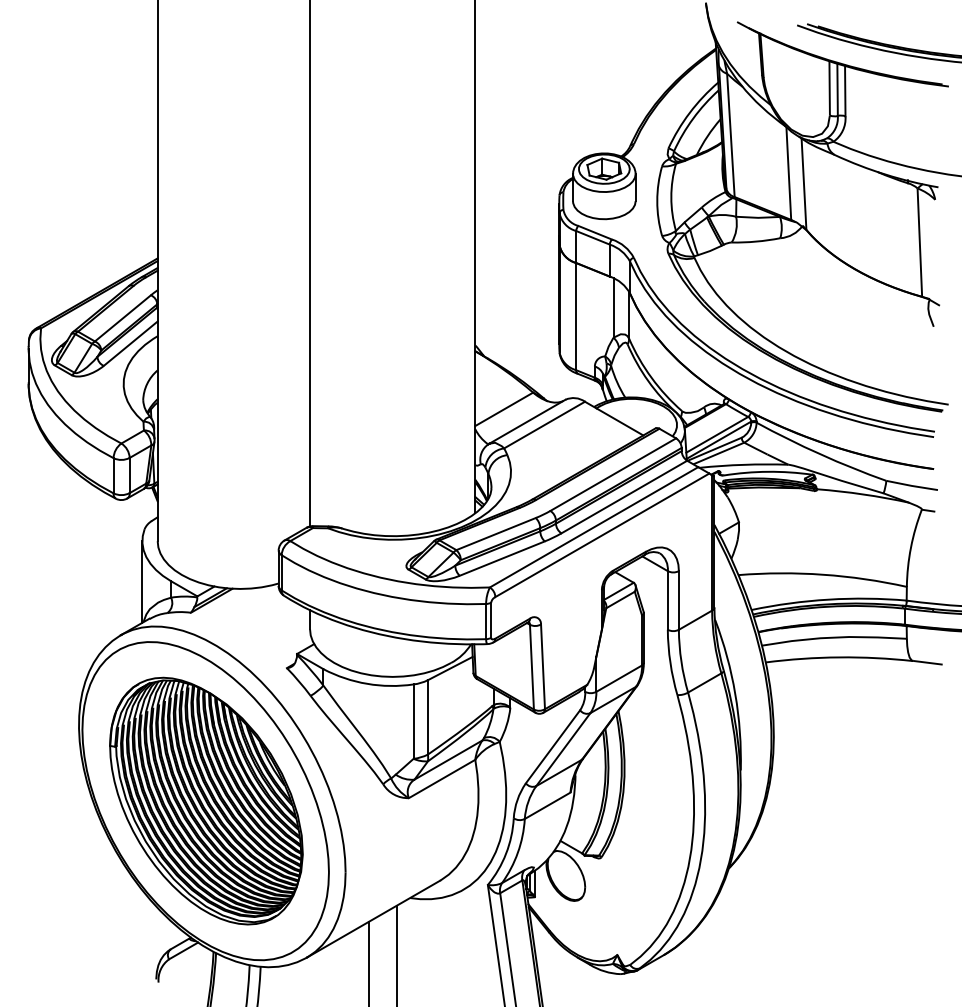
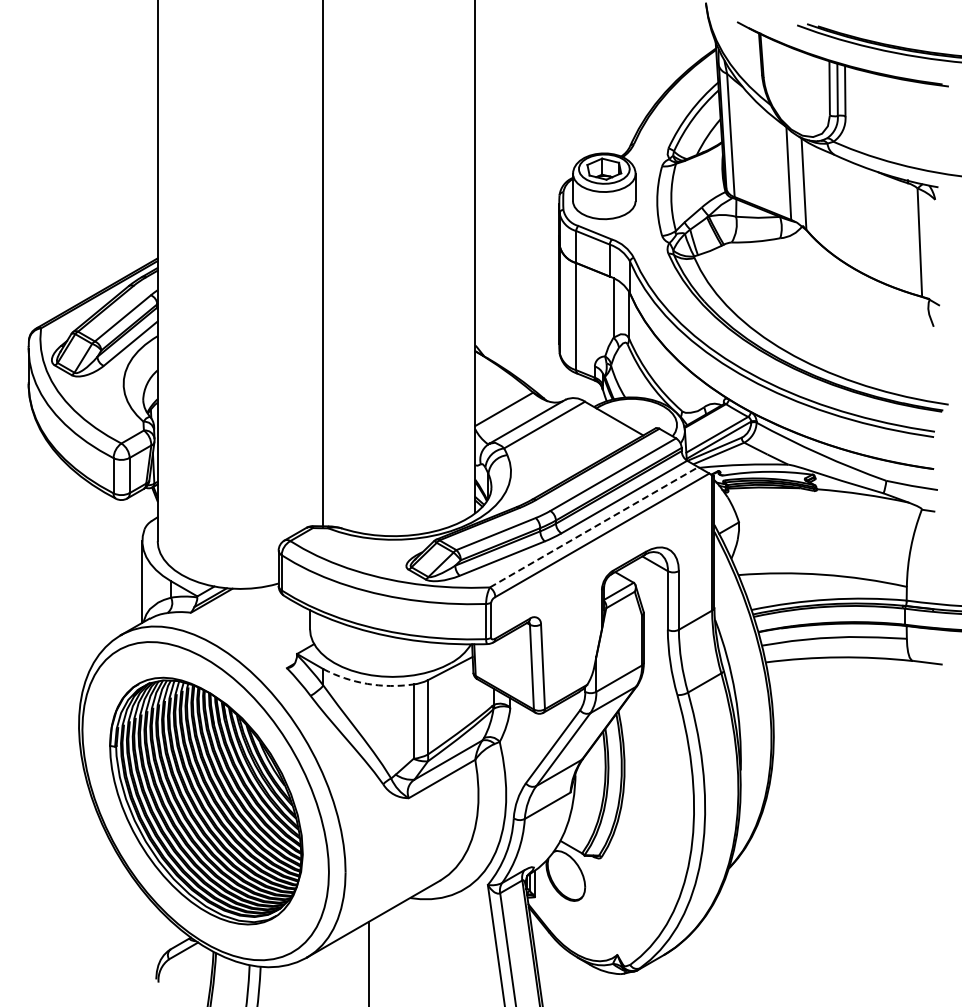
line position: (310, 264) -> (323, 264) (323, 264)
line: solid -> dashed (594, 527)
arc: solid -> dashed (367, 683)
line: present -> none (396, 954)
